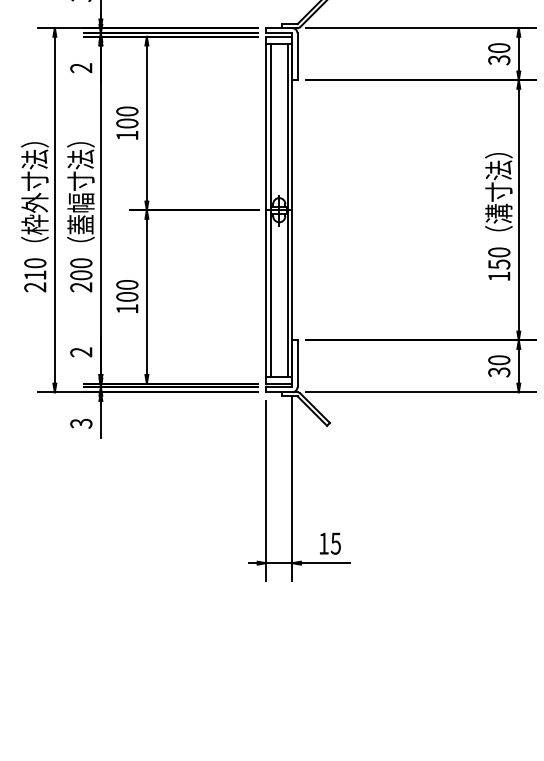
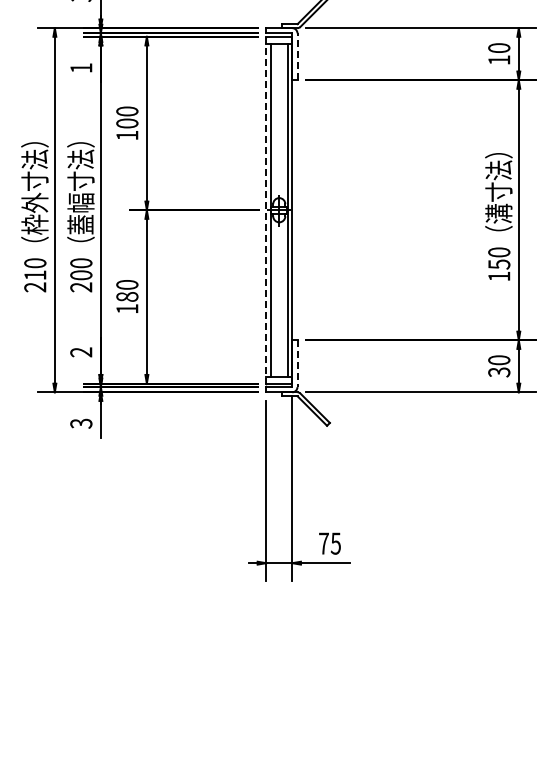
line: solid -> dashed (297, 56)
text: 30 -> 10 (499, 60)
text: 2 -> 1 (81, 68)
line: solid -> dashed (266, 210)
text: 100 -> 180 (127, 296)
line: solid -> dashed (297, 364)
text: 15 -> 75 (323, 543)
